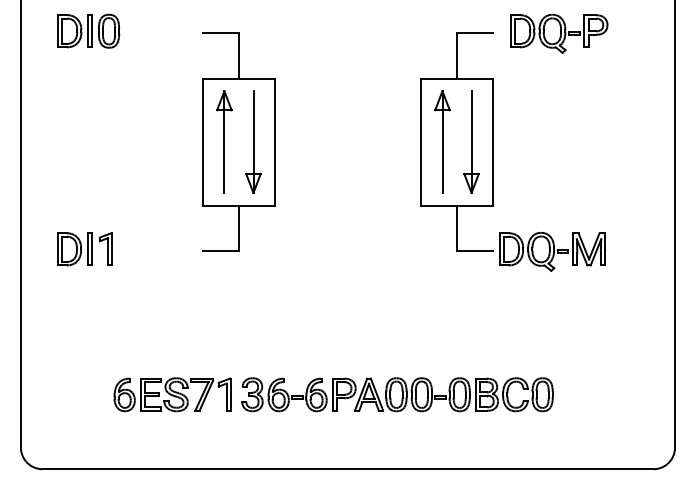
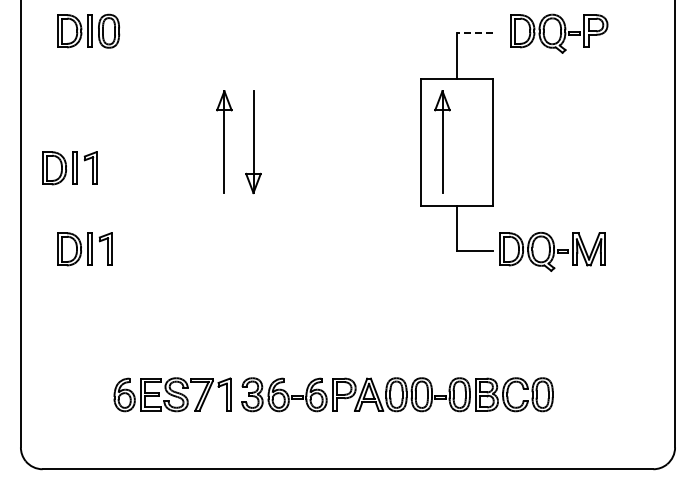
line: solid -> dashed (474, 33)
part: present -> none (238, 141)
part: present -> none (471, 142)
part: none -> present (69, 168)
